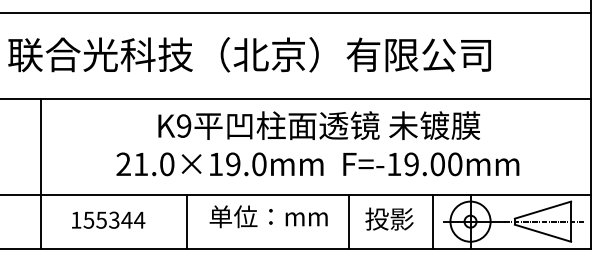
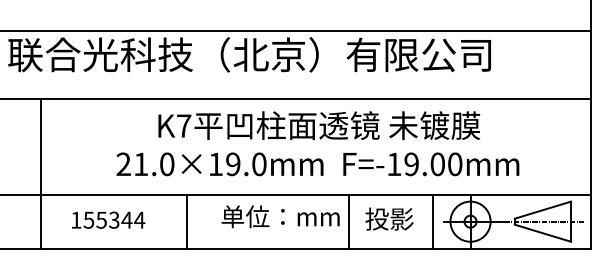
line position: (296, 12) -> (296, 30) (296, 30)
text: K9 -> K7 (184, 125)
text position: (268, 216) -> (280, 216) (280, 216)
